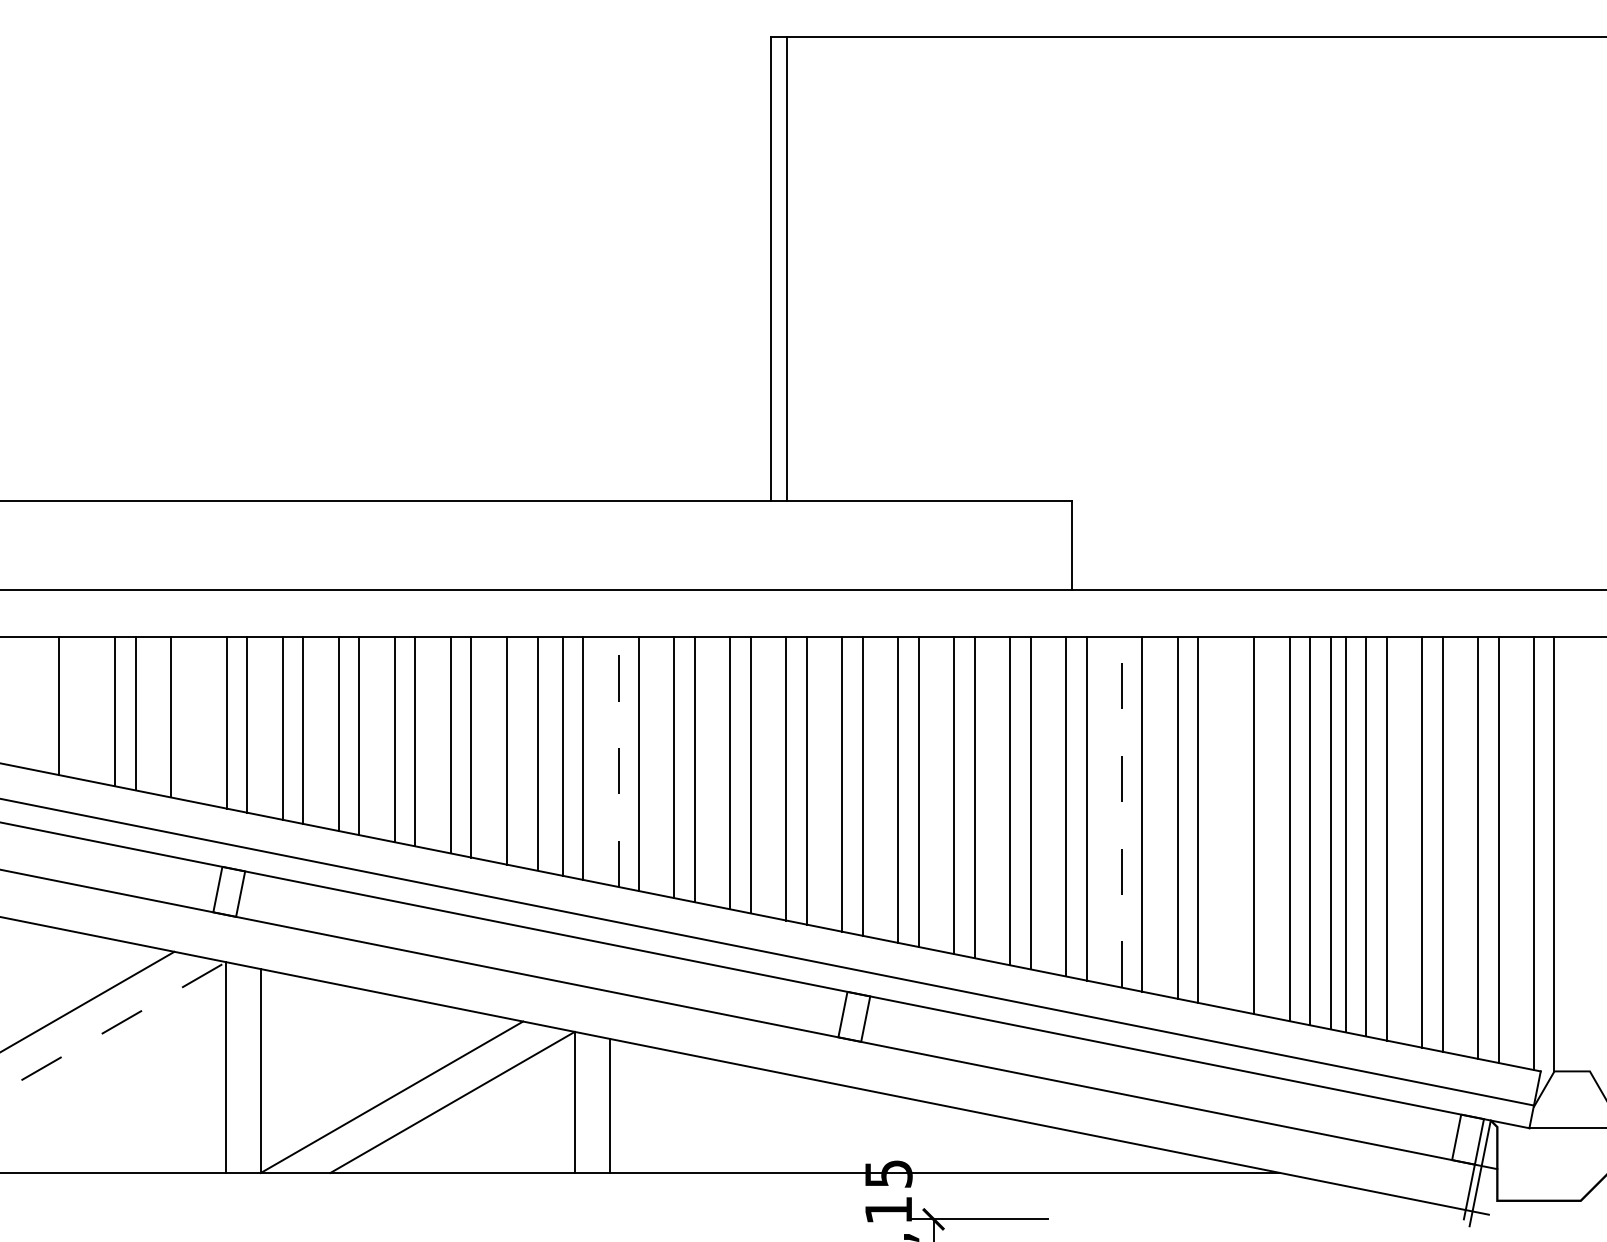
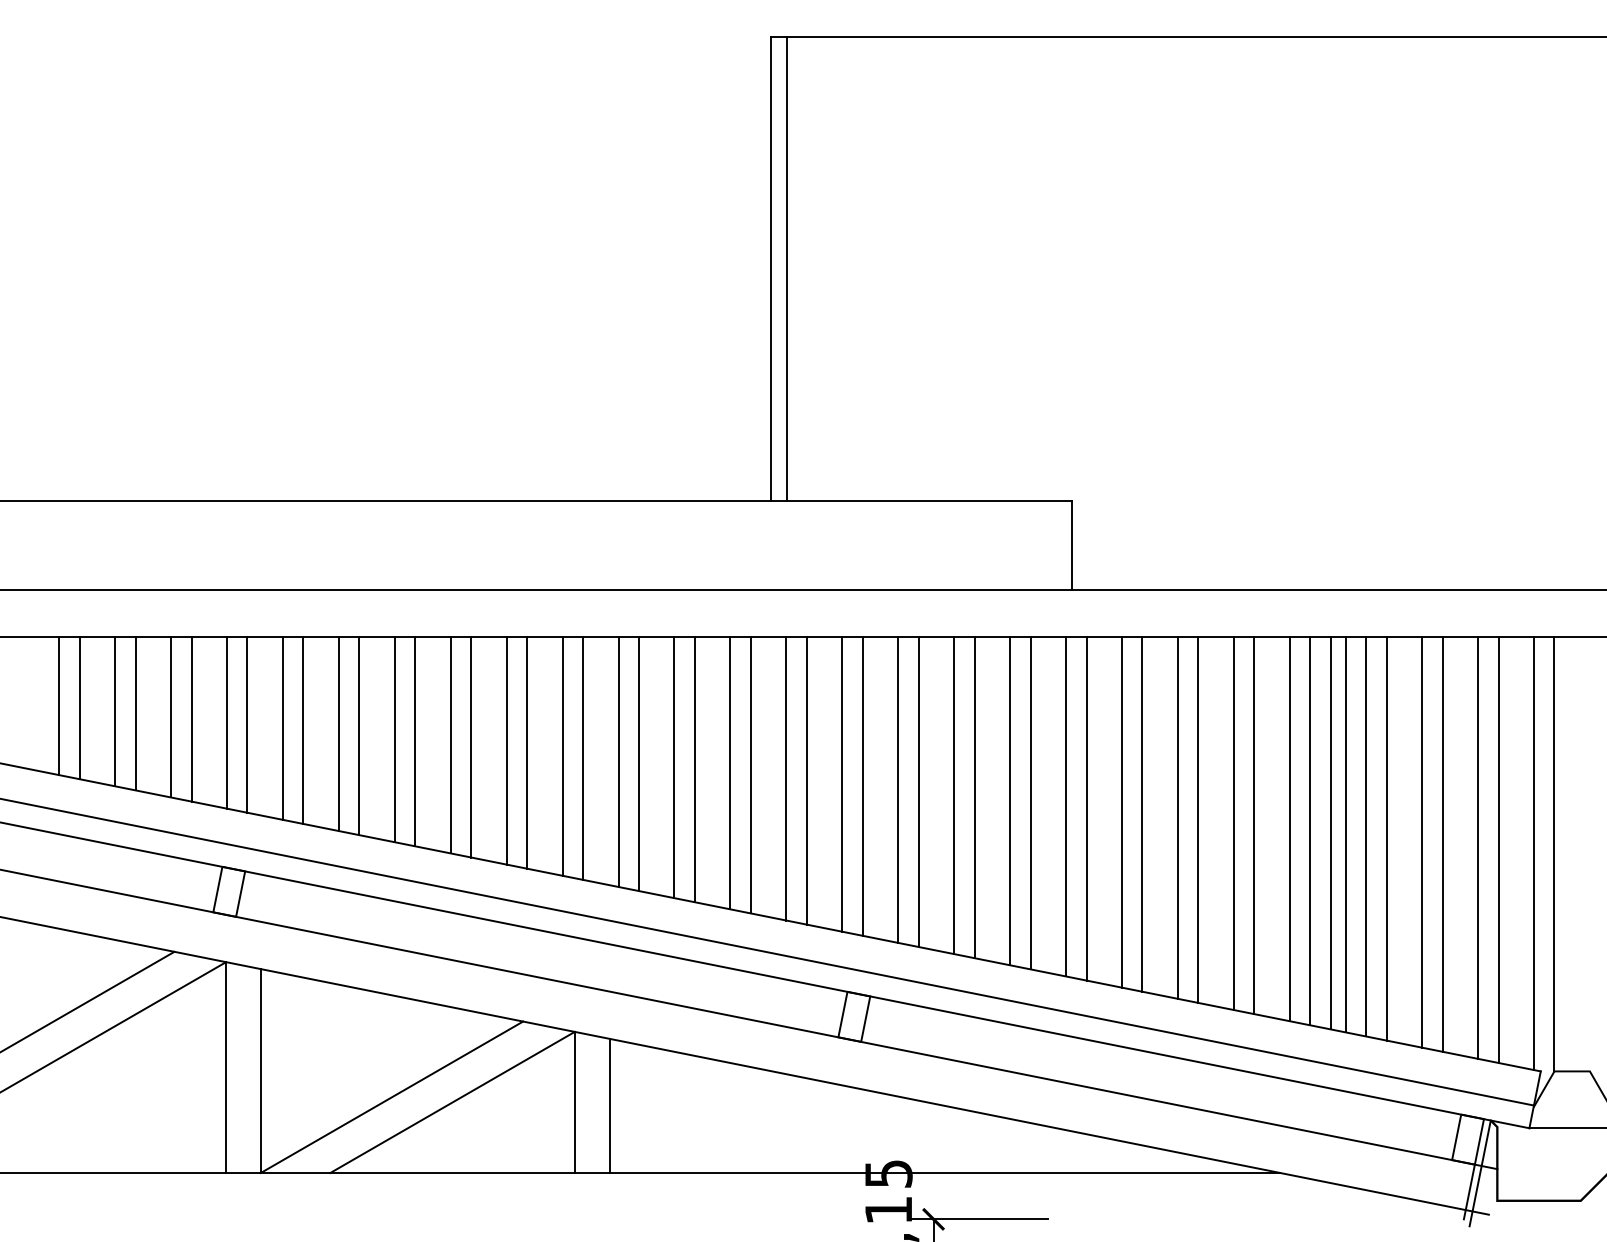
line: none -> present (79, 707)
line: none -> present (191, 718)
line position: (538, 752) -> (527, 752) (527, 752)
line: dashed -> solid (618, 761)
line: dashed -> solid (1121, 811)
line: none -> present (1233, 823)
line: dashed -> solid (113, 1027)
